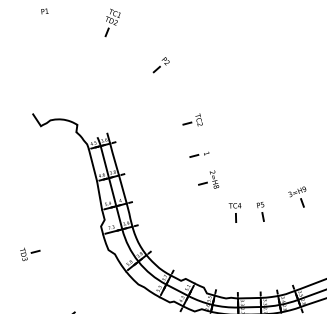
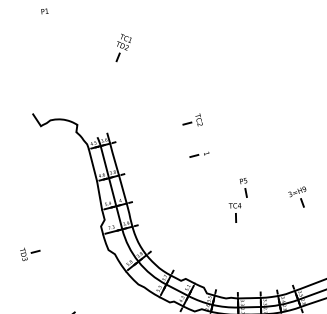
part position: (112, 22) -> (123, 47) (123, 47)
part: present -> none (160, 65)
part: present -> none (208, 179)
part position: (260, 211) -> (243, 187) (243, 187)
